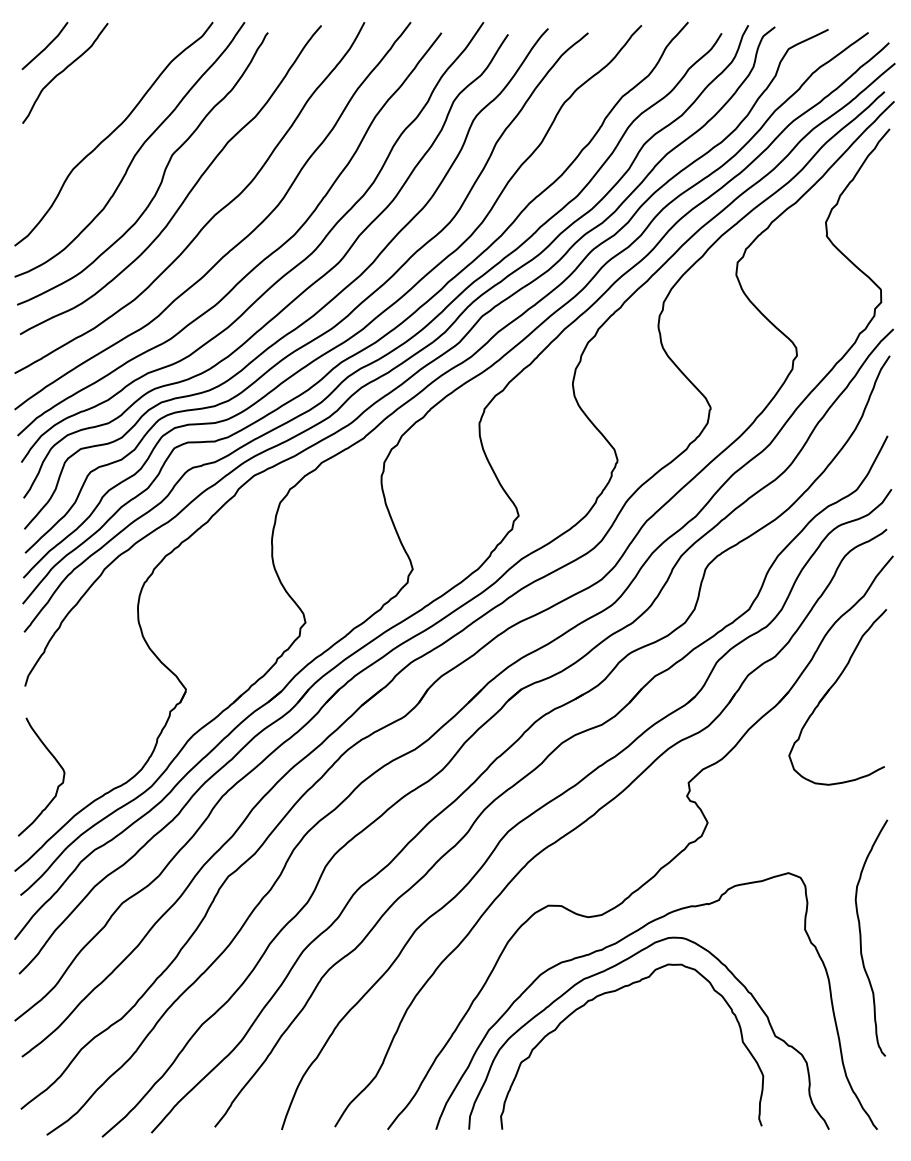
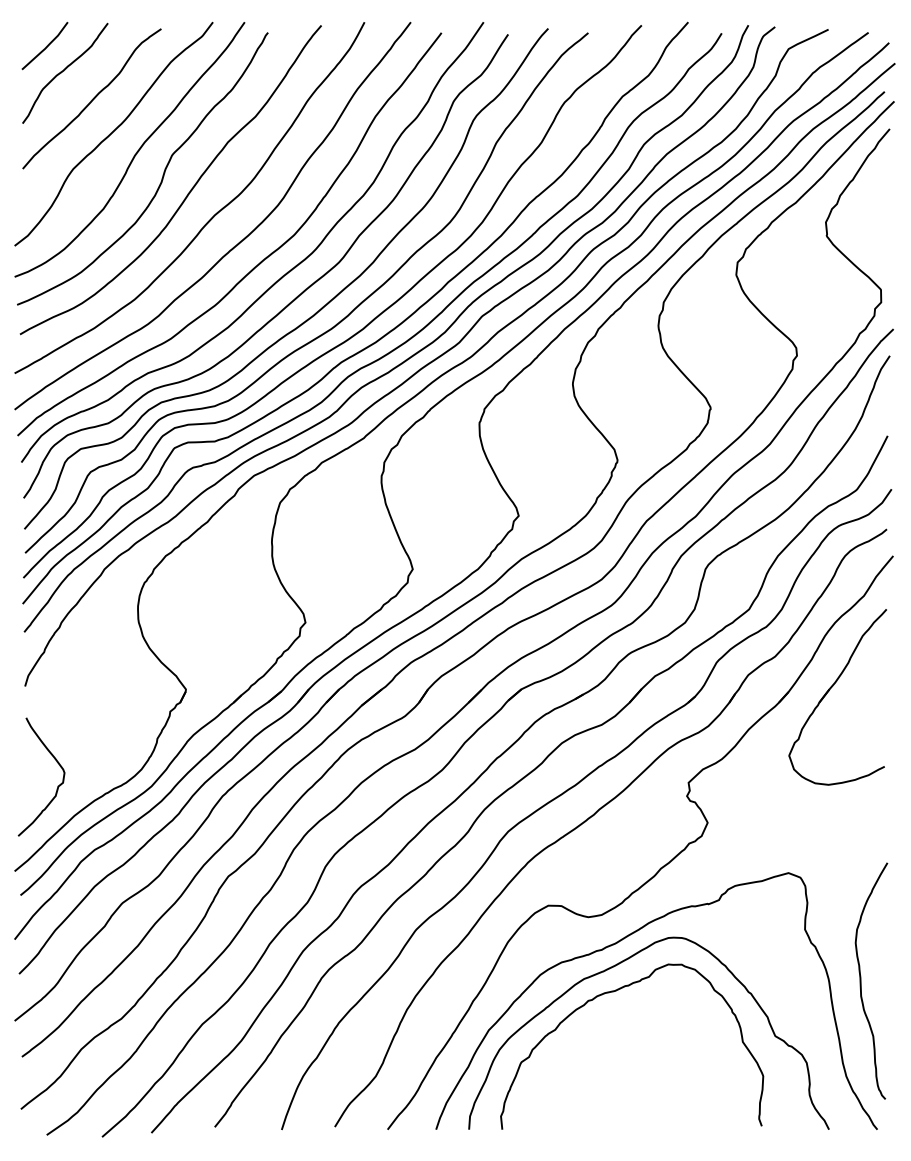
curve: none -> present (92, 98)
curve position: (861, 937) -> (861, 980) (861, 980)
